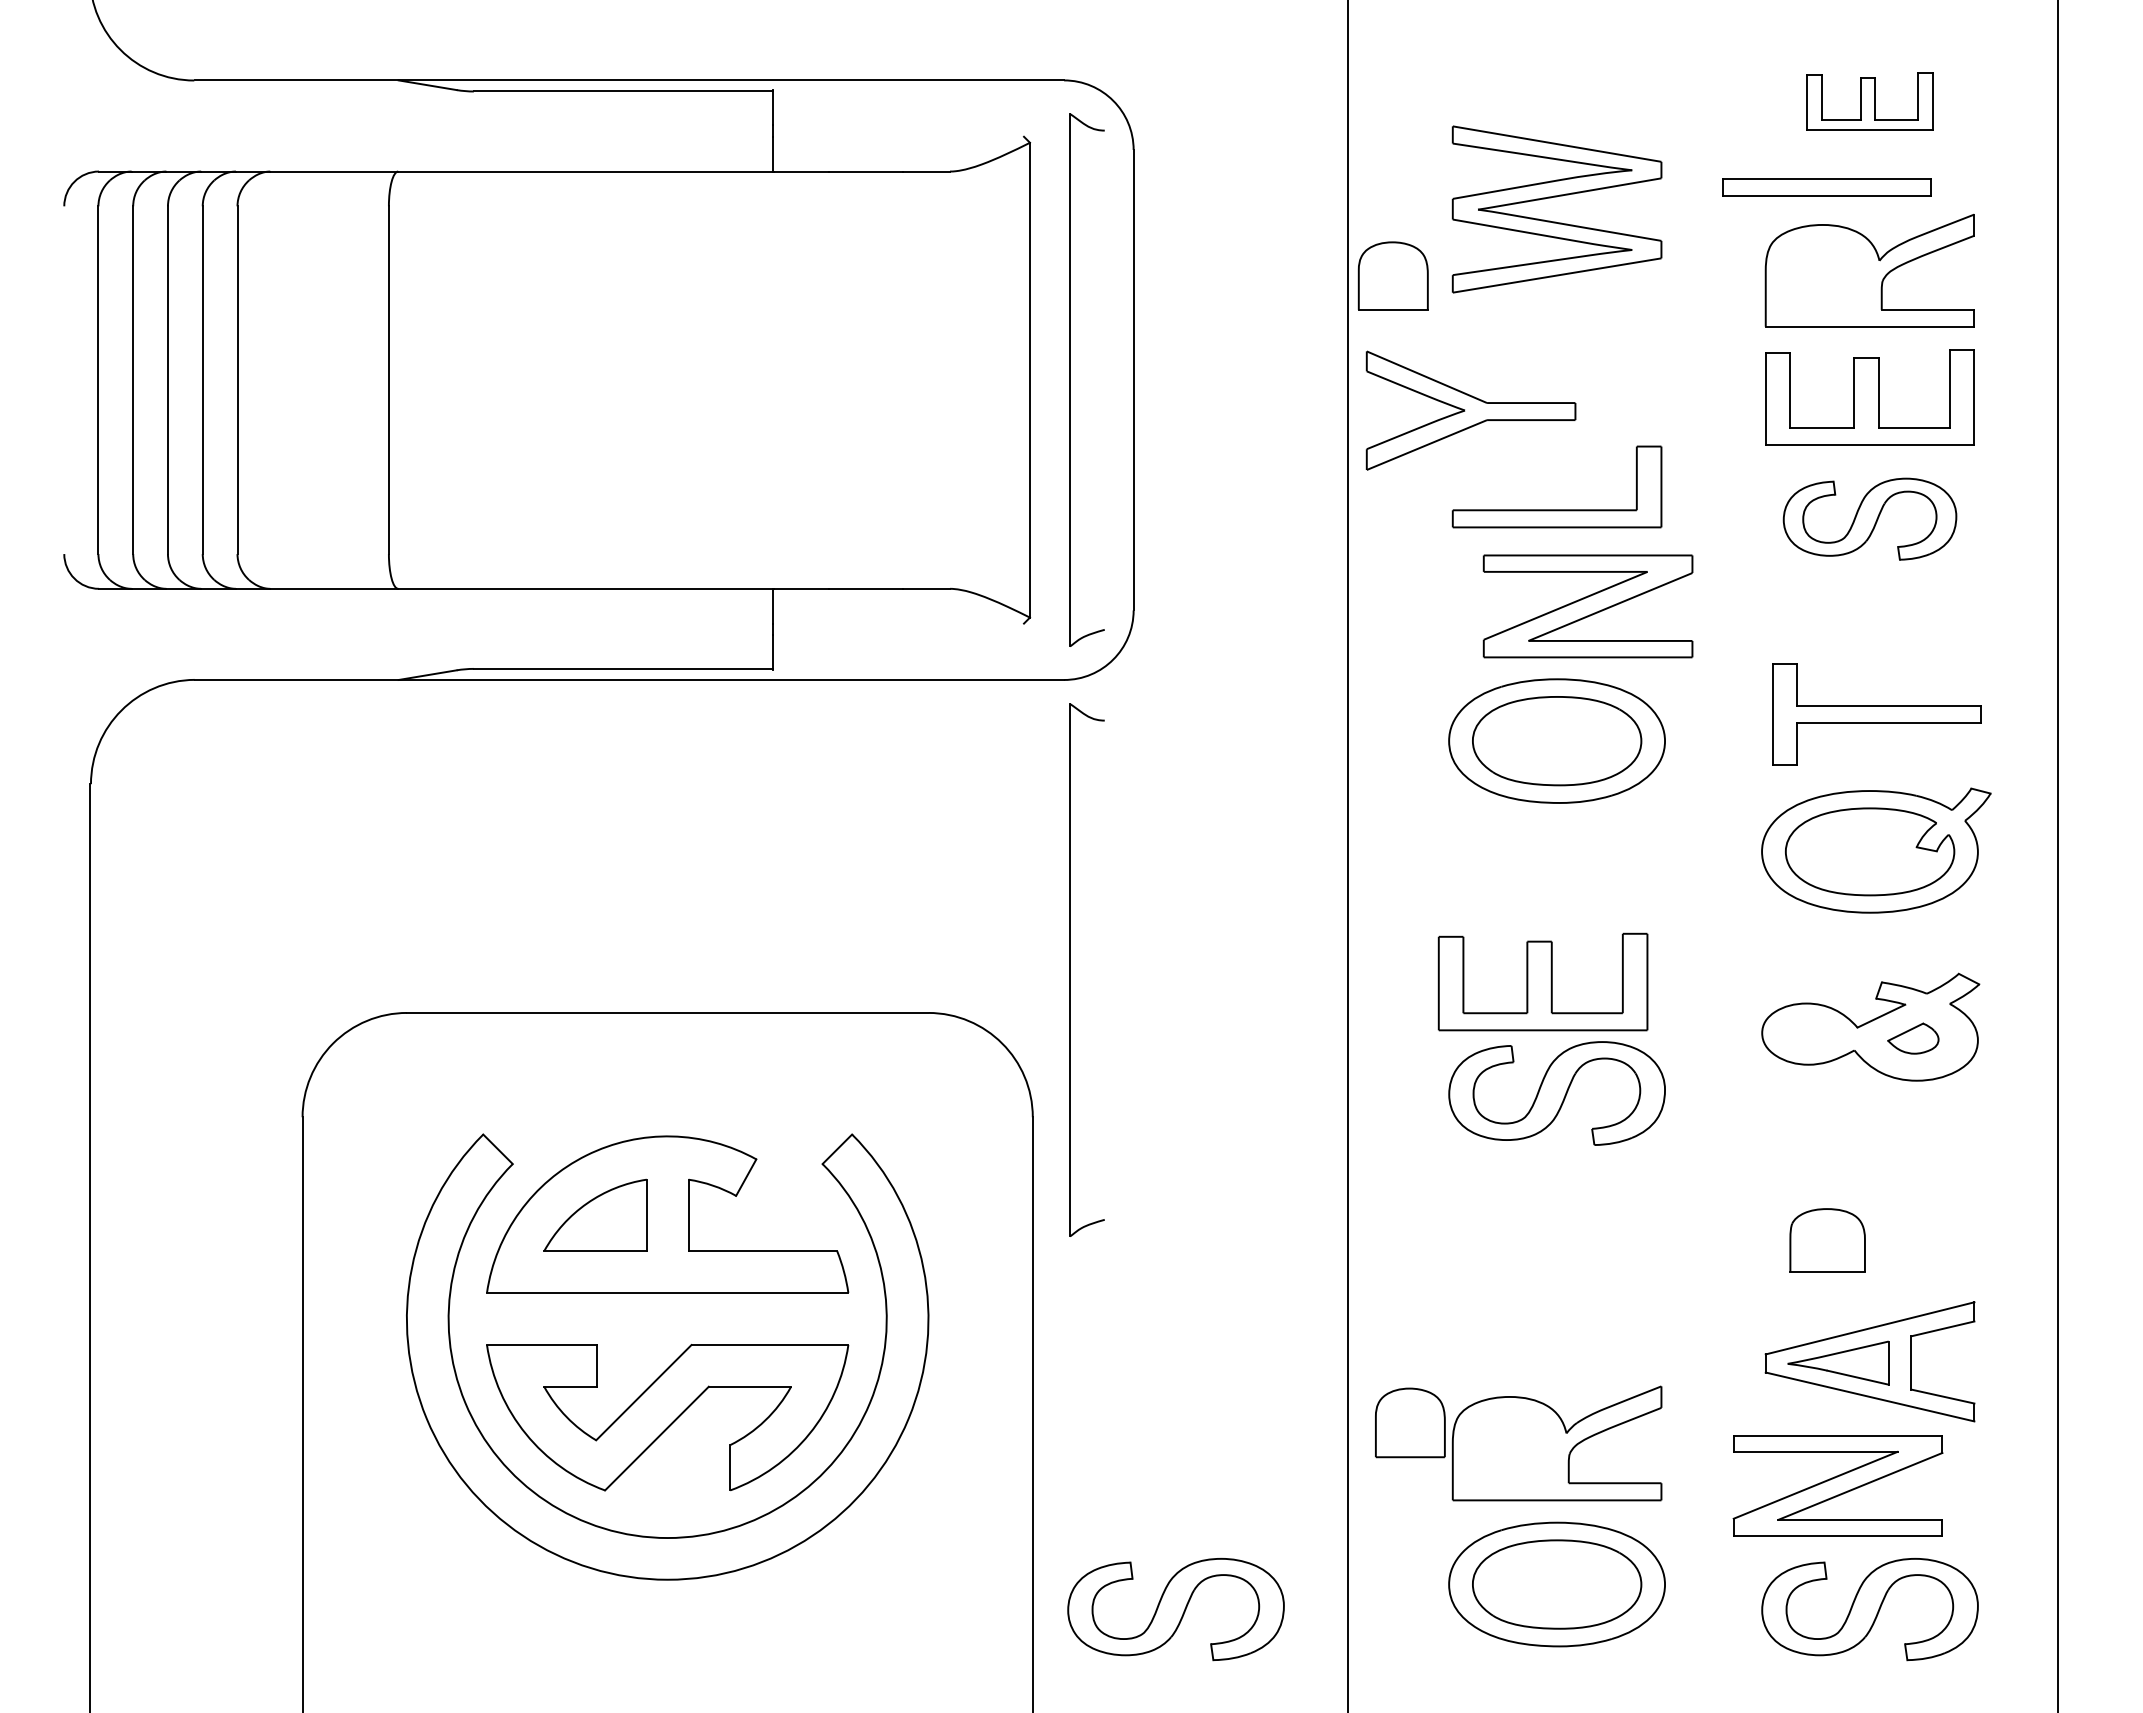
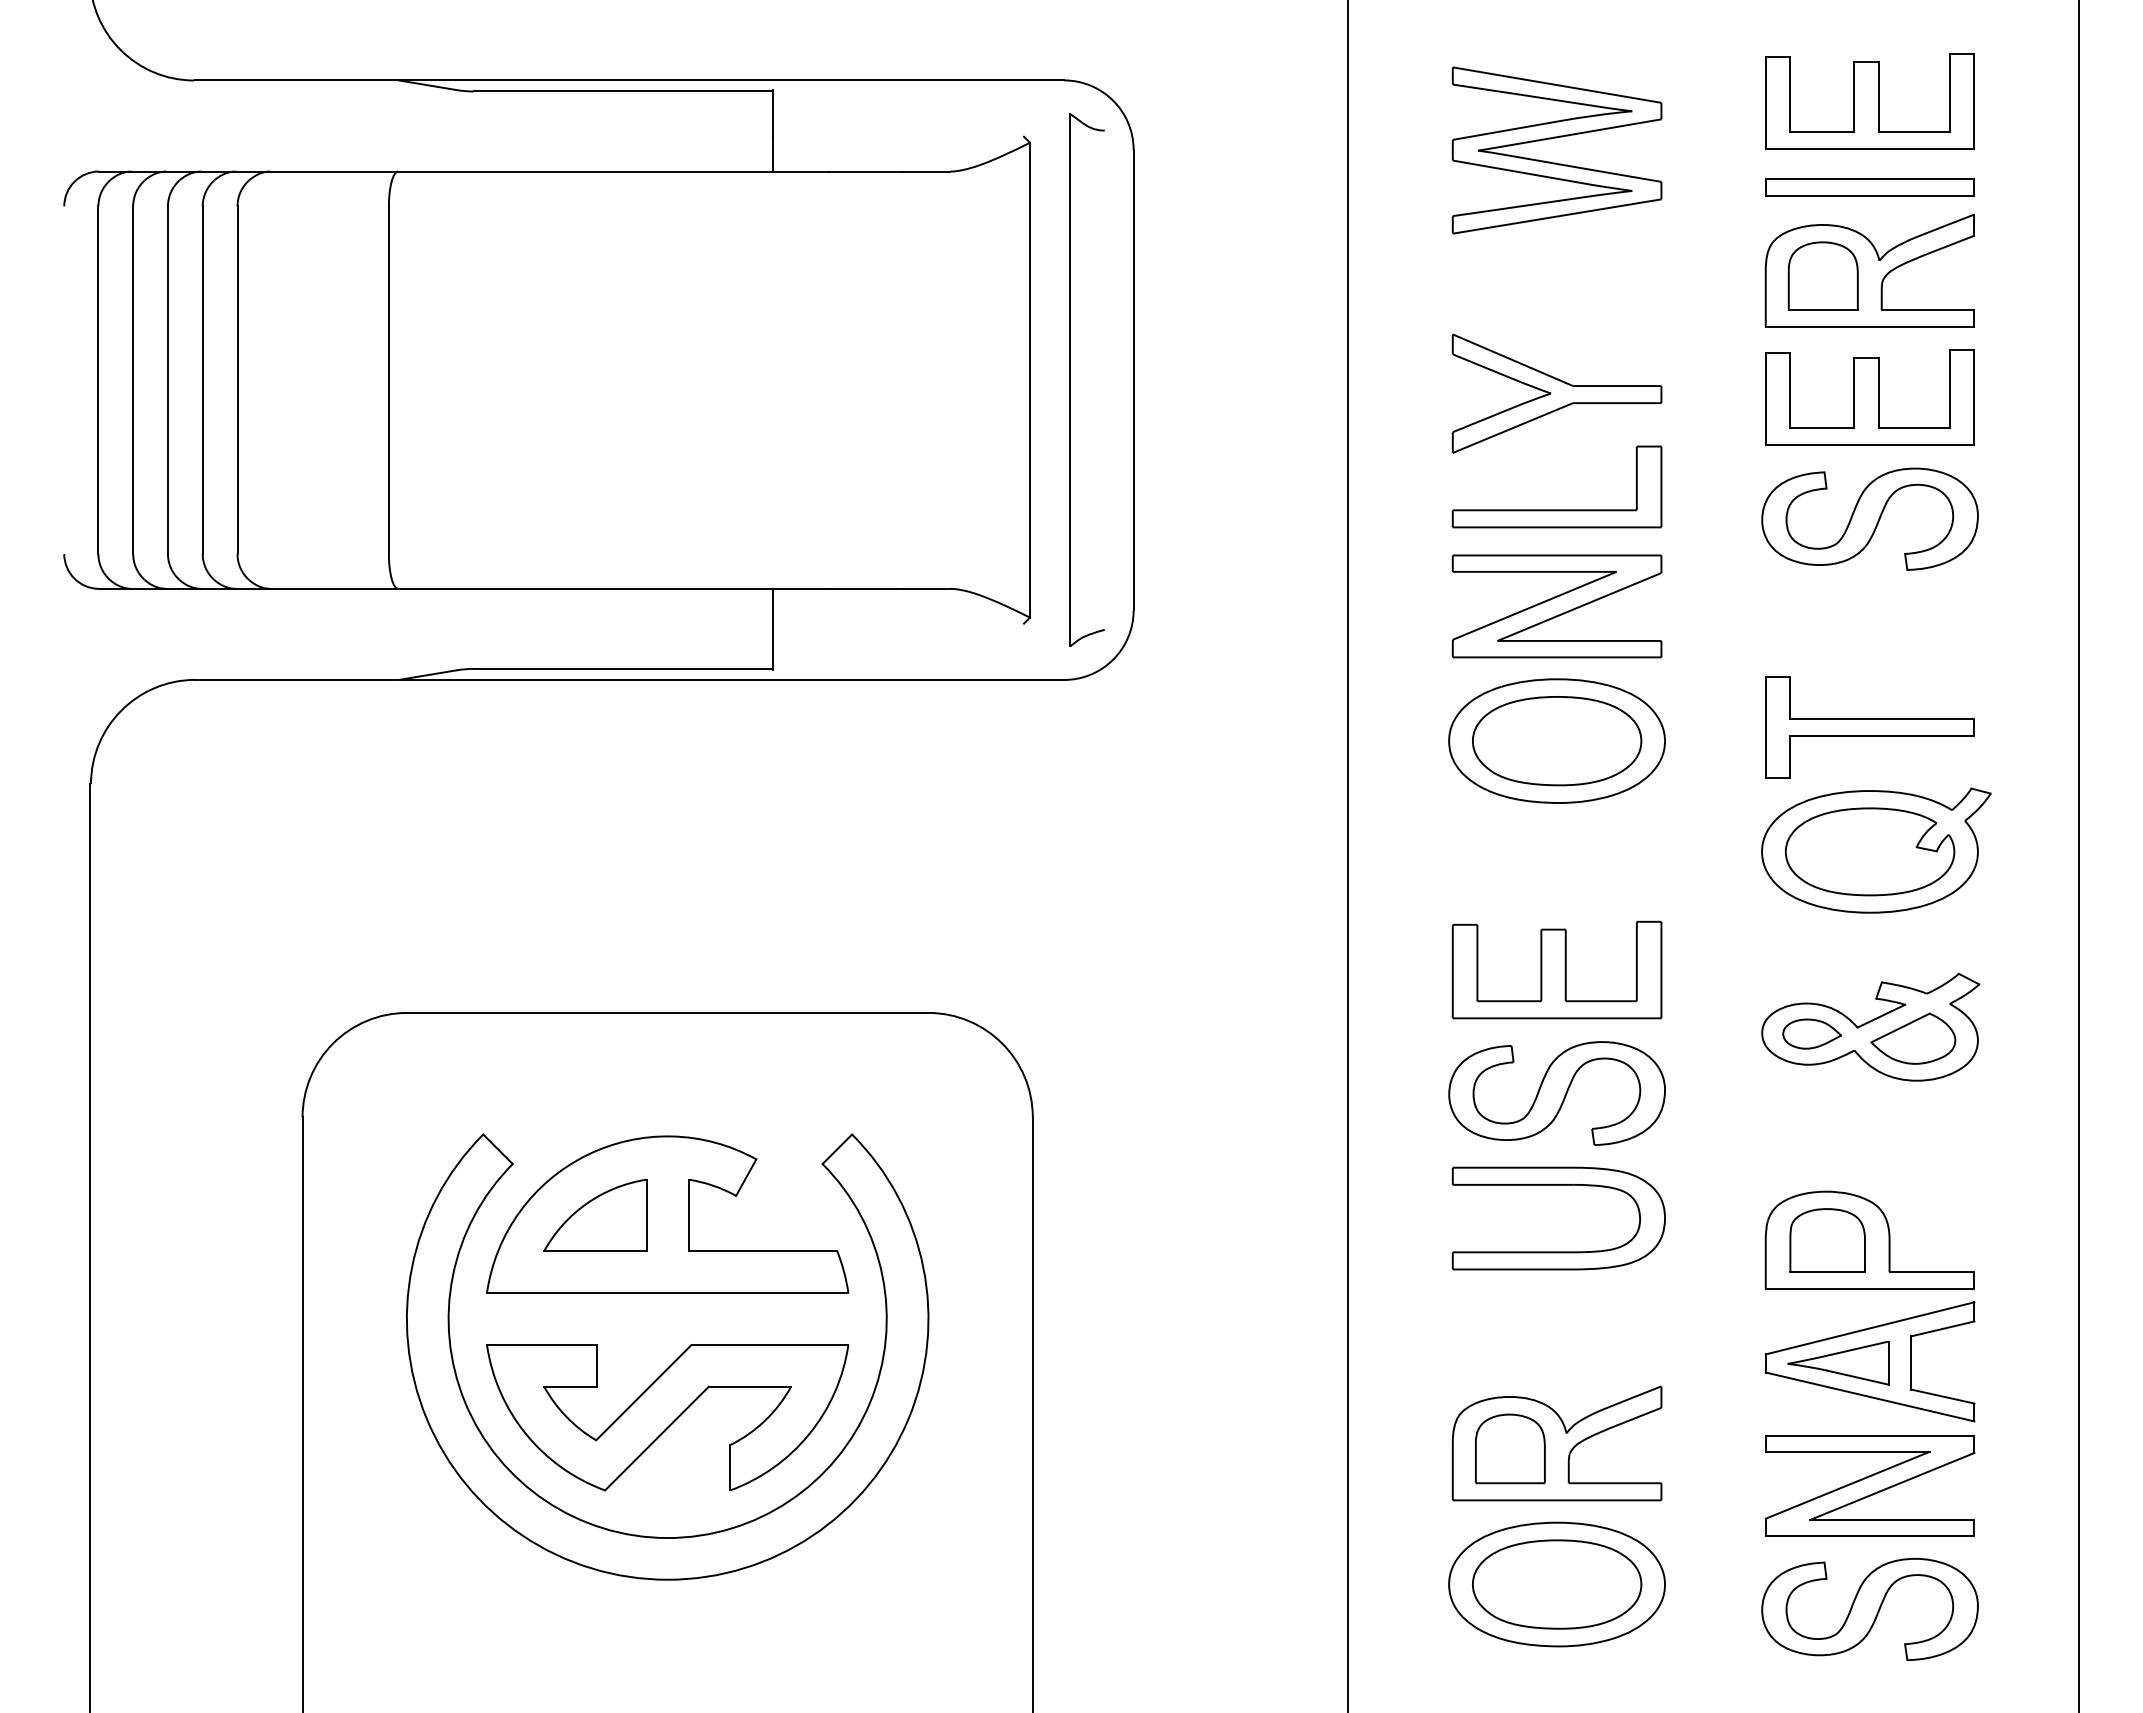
part size: 128x59 px -> 210x97 px (1869, 101)
part position: (1826, 187) -> (1869, 187) (1869, 187)
part position: (1556, 197) -> (1556, 138) (1556, 138)
part position: (1392, 275) -> (1822, 275) (1822, 275)
part position: (1470, 410) -> (1556, 393) (1556, 393)
part size: 176x84 px -> 218x104 px (1869, 518)
part position: (1587, 606) -> (1556, 606) (1556, 606)
part position: (1876, 714) -> (1869, 727) (1869, 727)
line position: (2057, 855) -> (2078, 855) (2078, 855)
part: present -> none (1070, 969)
part position: (1542, 981) -> (1556, 969) (1556, 969)
part: none -> present (1811, 1033)
part size: 53x33 px -> 87x53 px (1913, 1038)
part: none -> present (1558, 1185)
part: none -> present (1869, 1239)
part position: (1410, 1422) -> (1510, 1448) (1510, 1448)
part position: (1837, 1485) -> (1869, 1485) (1869, 1485)
part: present -> none (1175, 1609)
